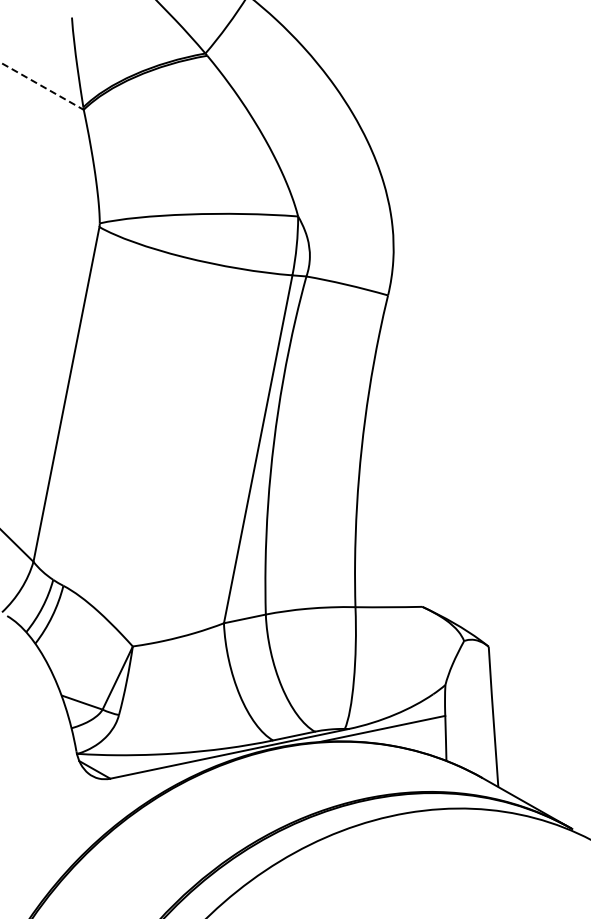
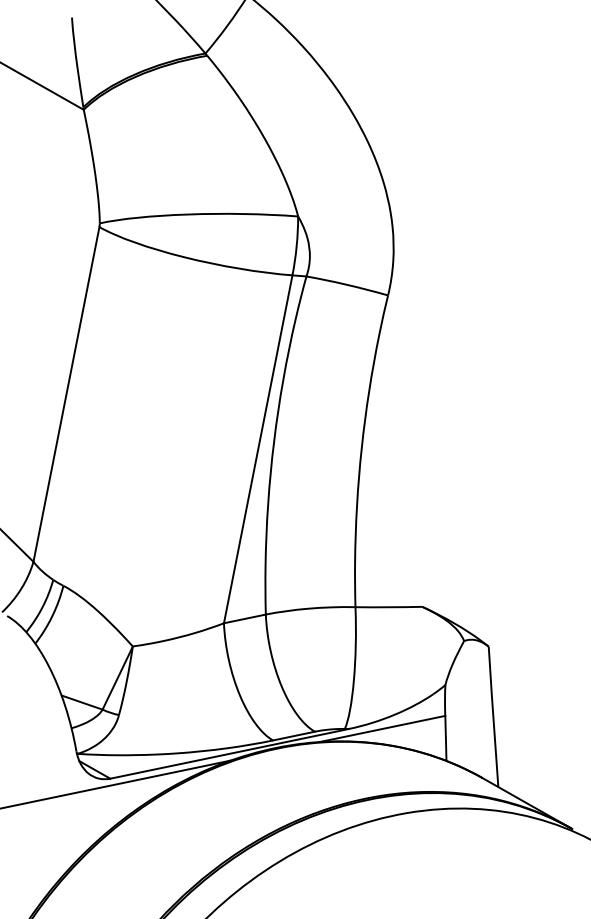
line: dashed -> solid (42, 86)
line: none -> present (116, 784)
